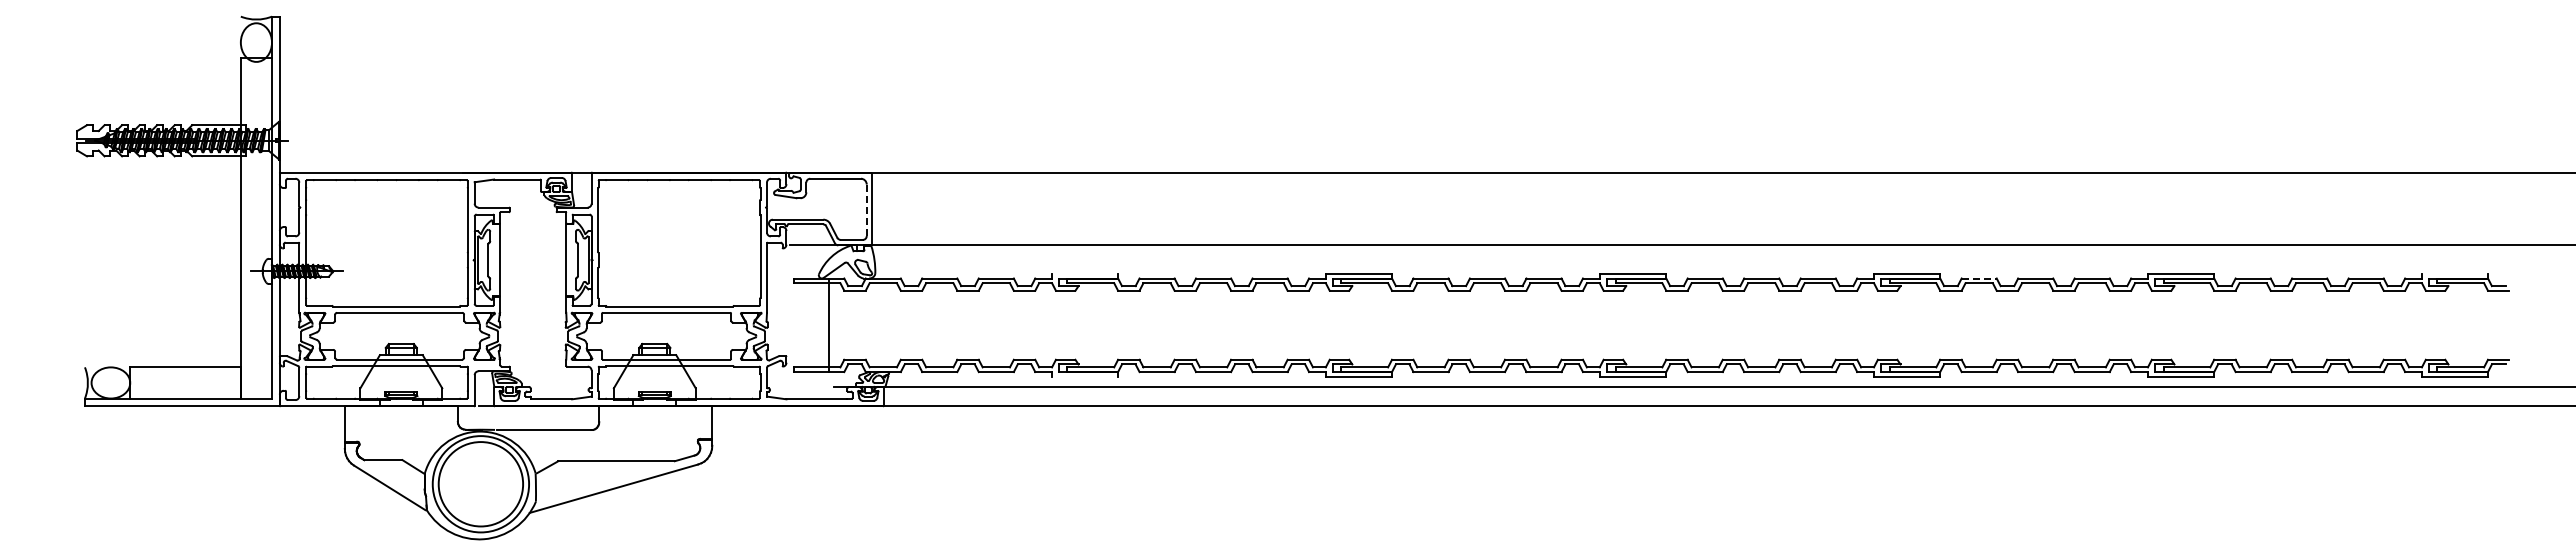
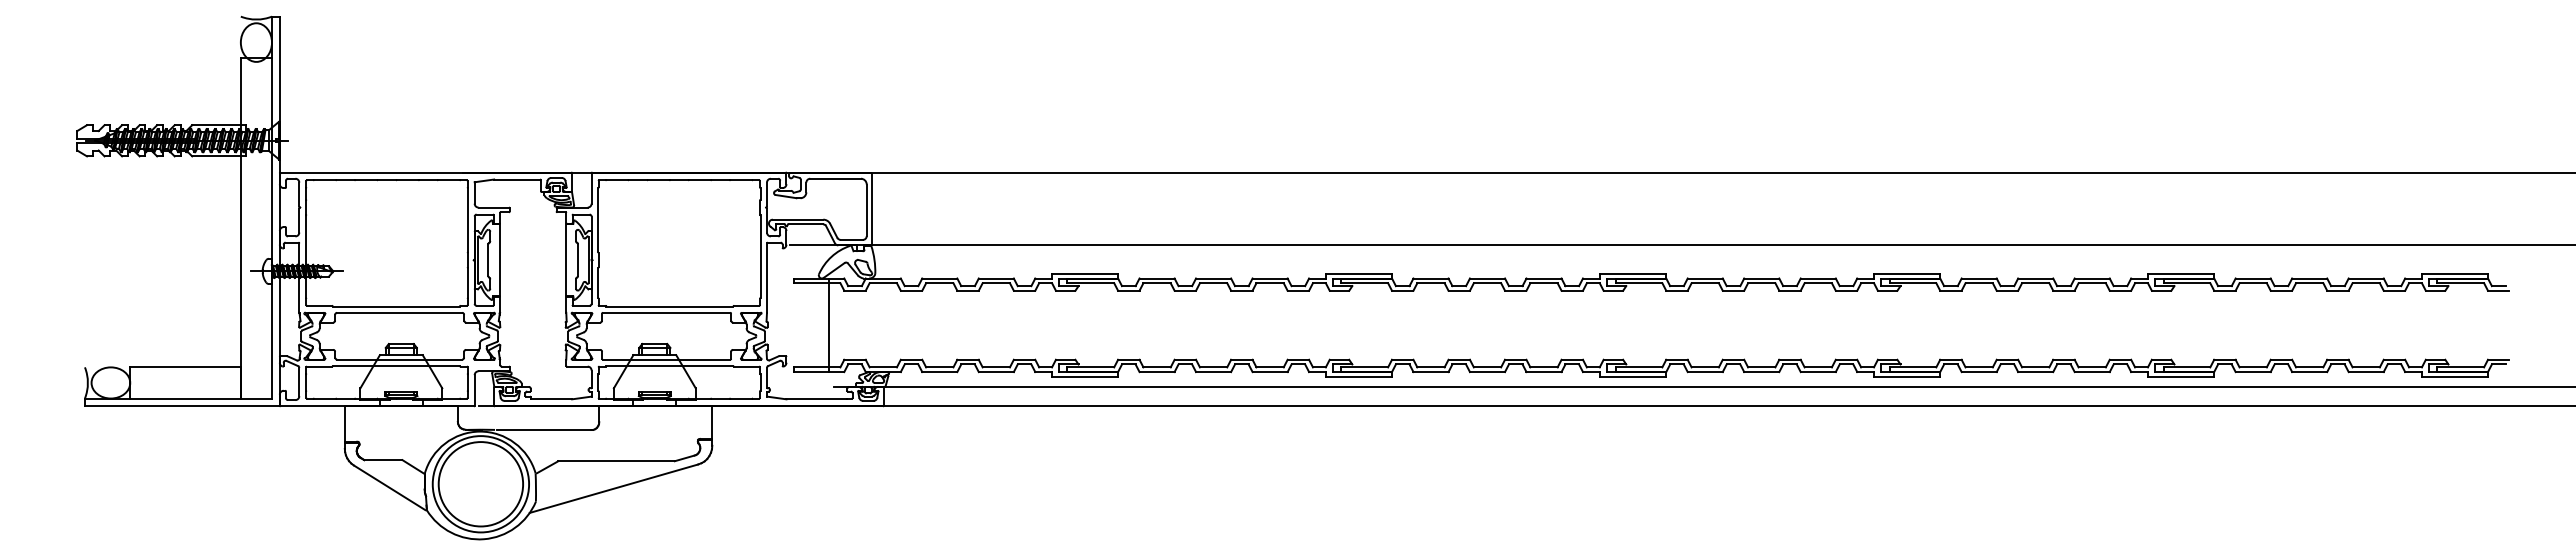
line: dashed -> solid (866, 210)
line: none -> present (1085, 273)
line: none -> present (2454, 273)
line: dashed -> solid (1979, 278)
line: none -> present (1085, 376)
